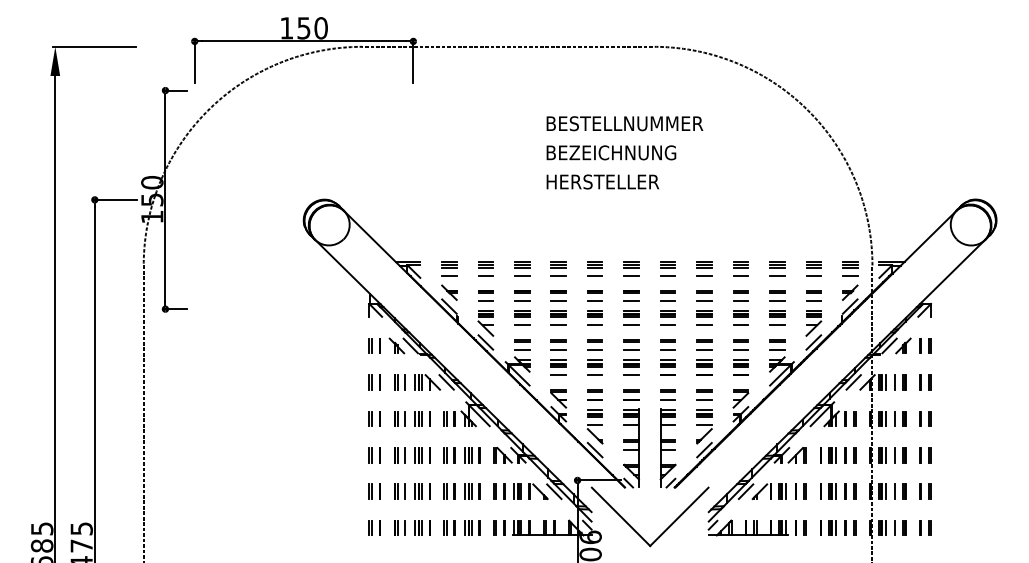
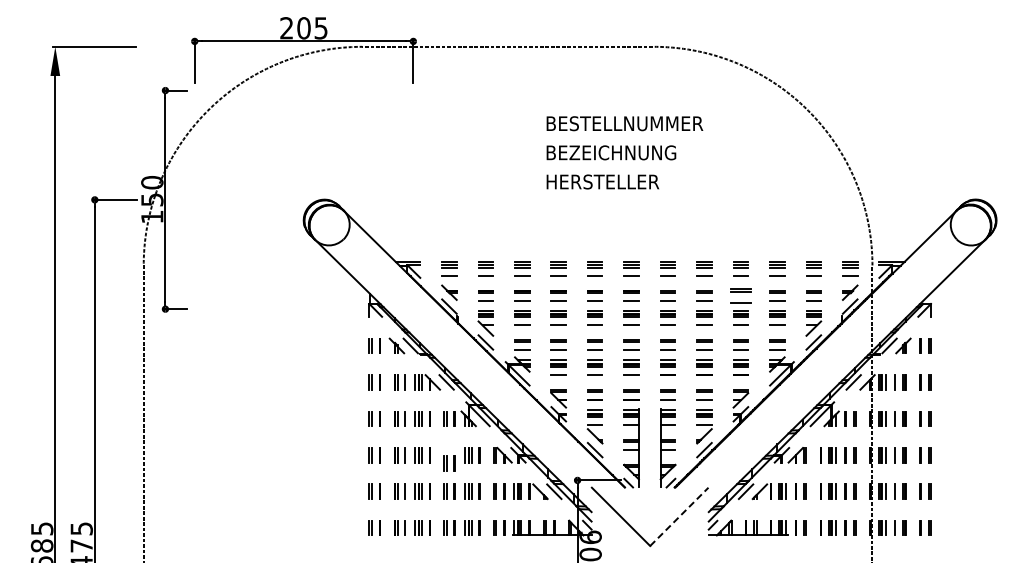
text: 150 -> 205 (303, 28)
part size: 16x12 px -> 22x16 px (740, 295)
part position: (449, 455) -> (449, 463) (449, 463)
line: solid -> dashed (679, 516)
